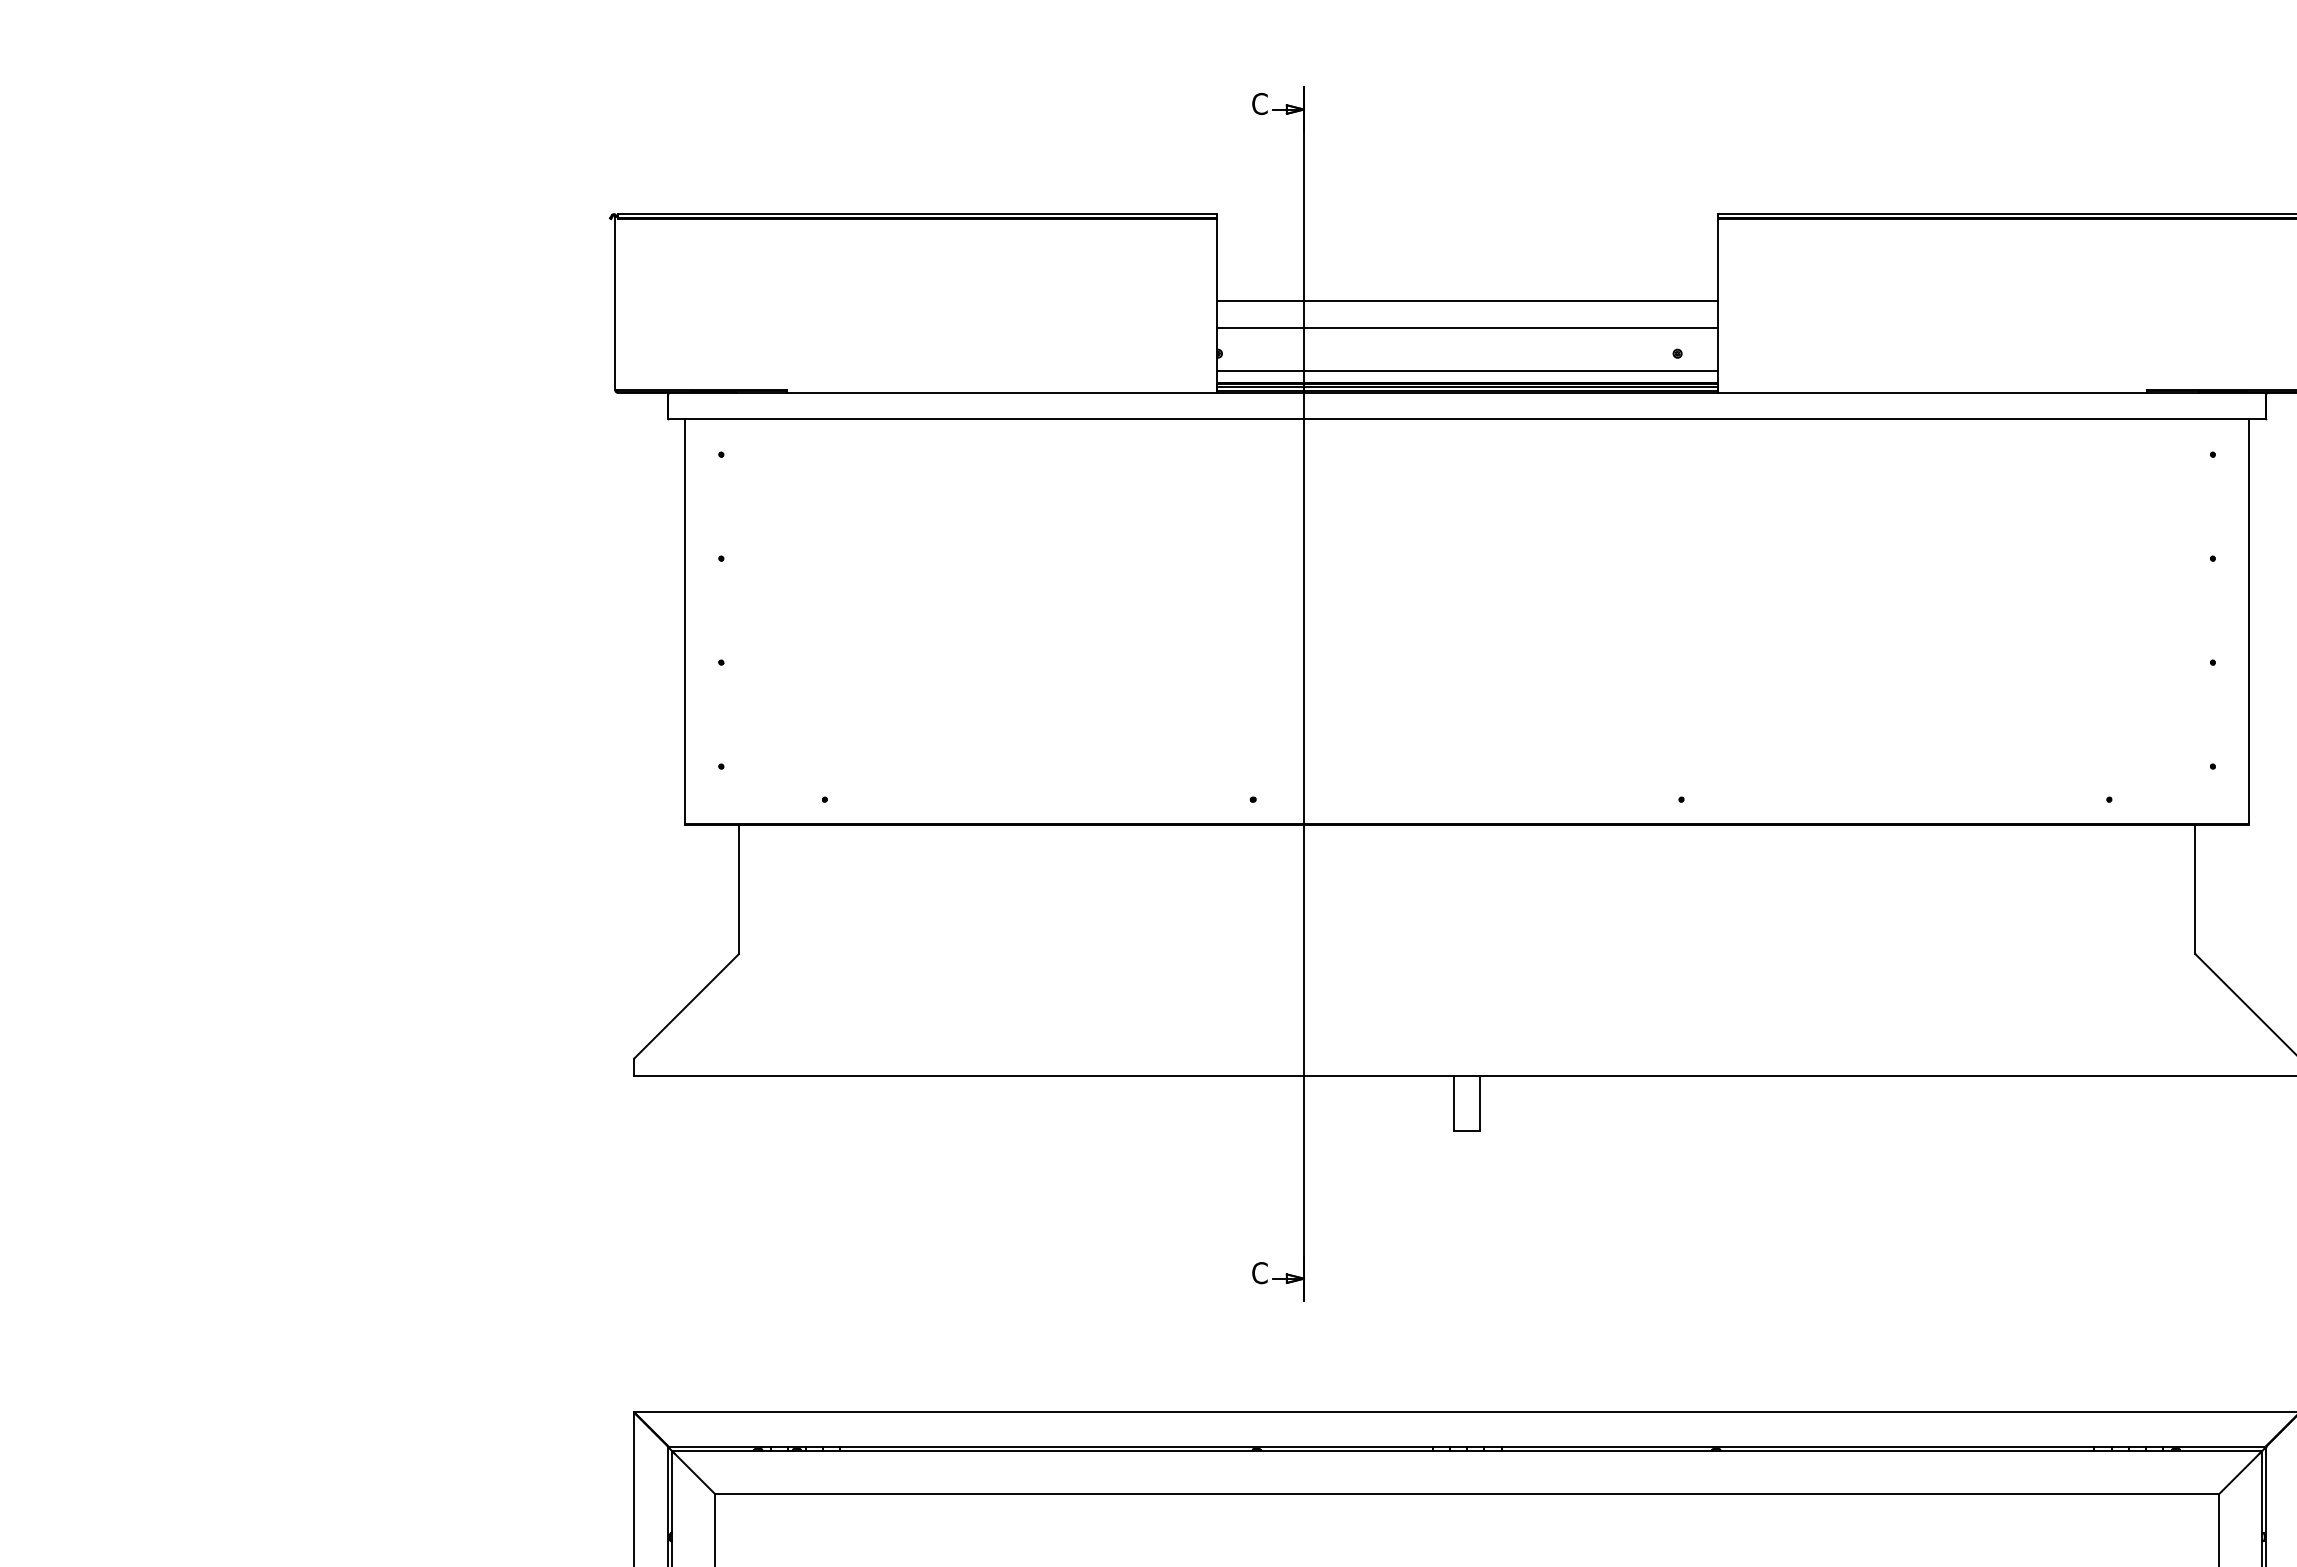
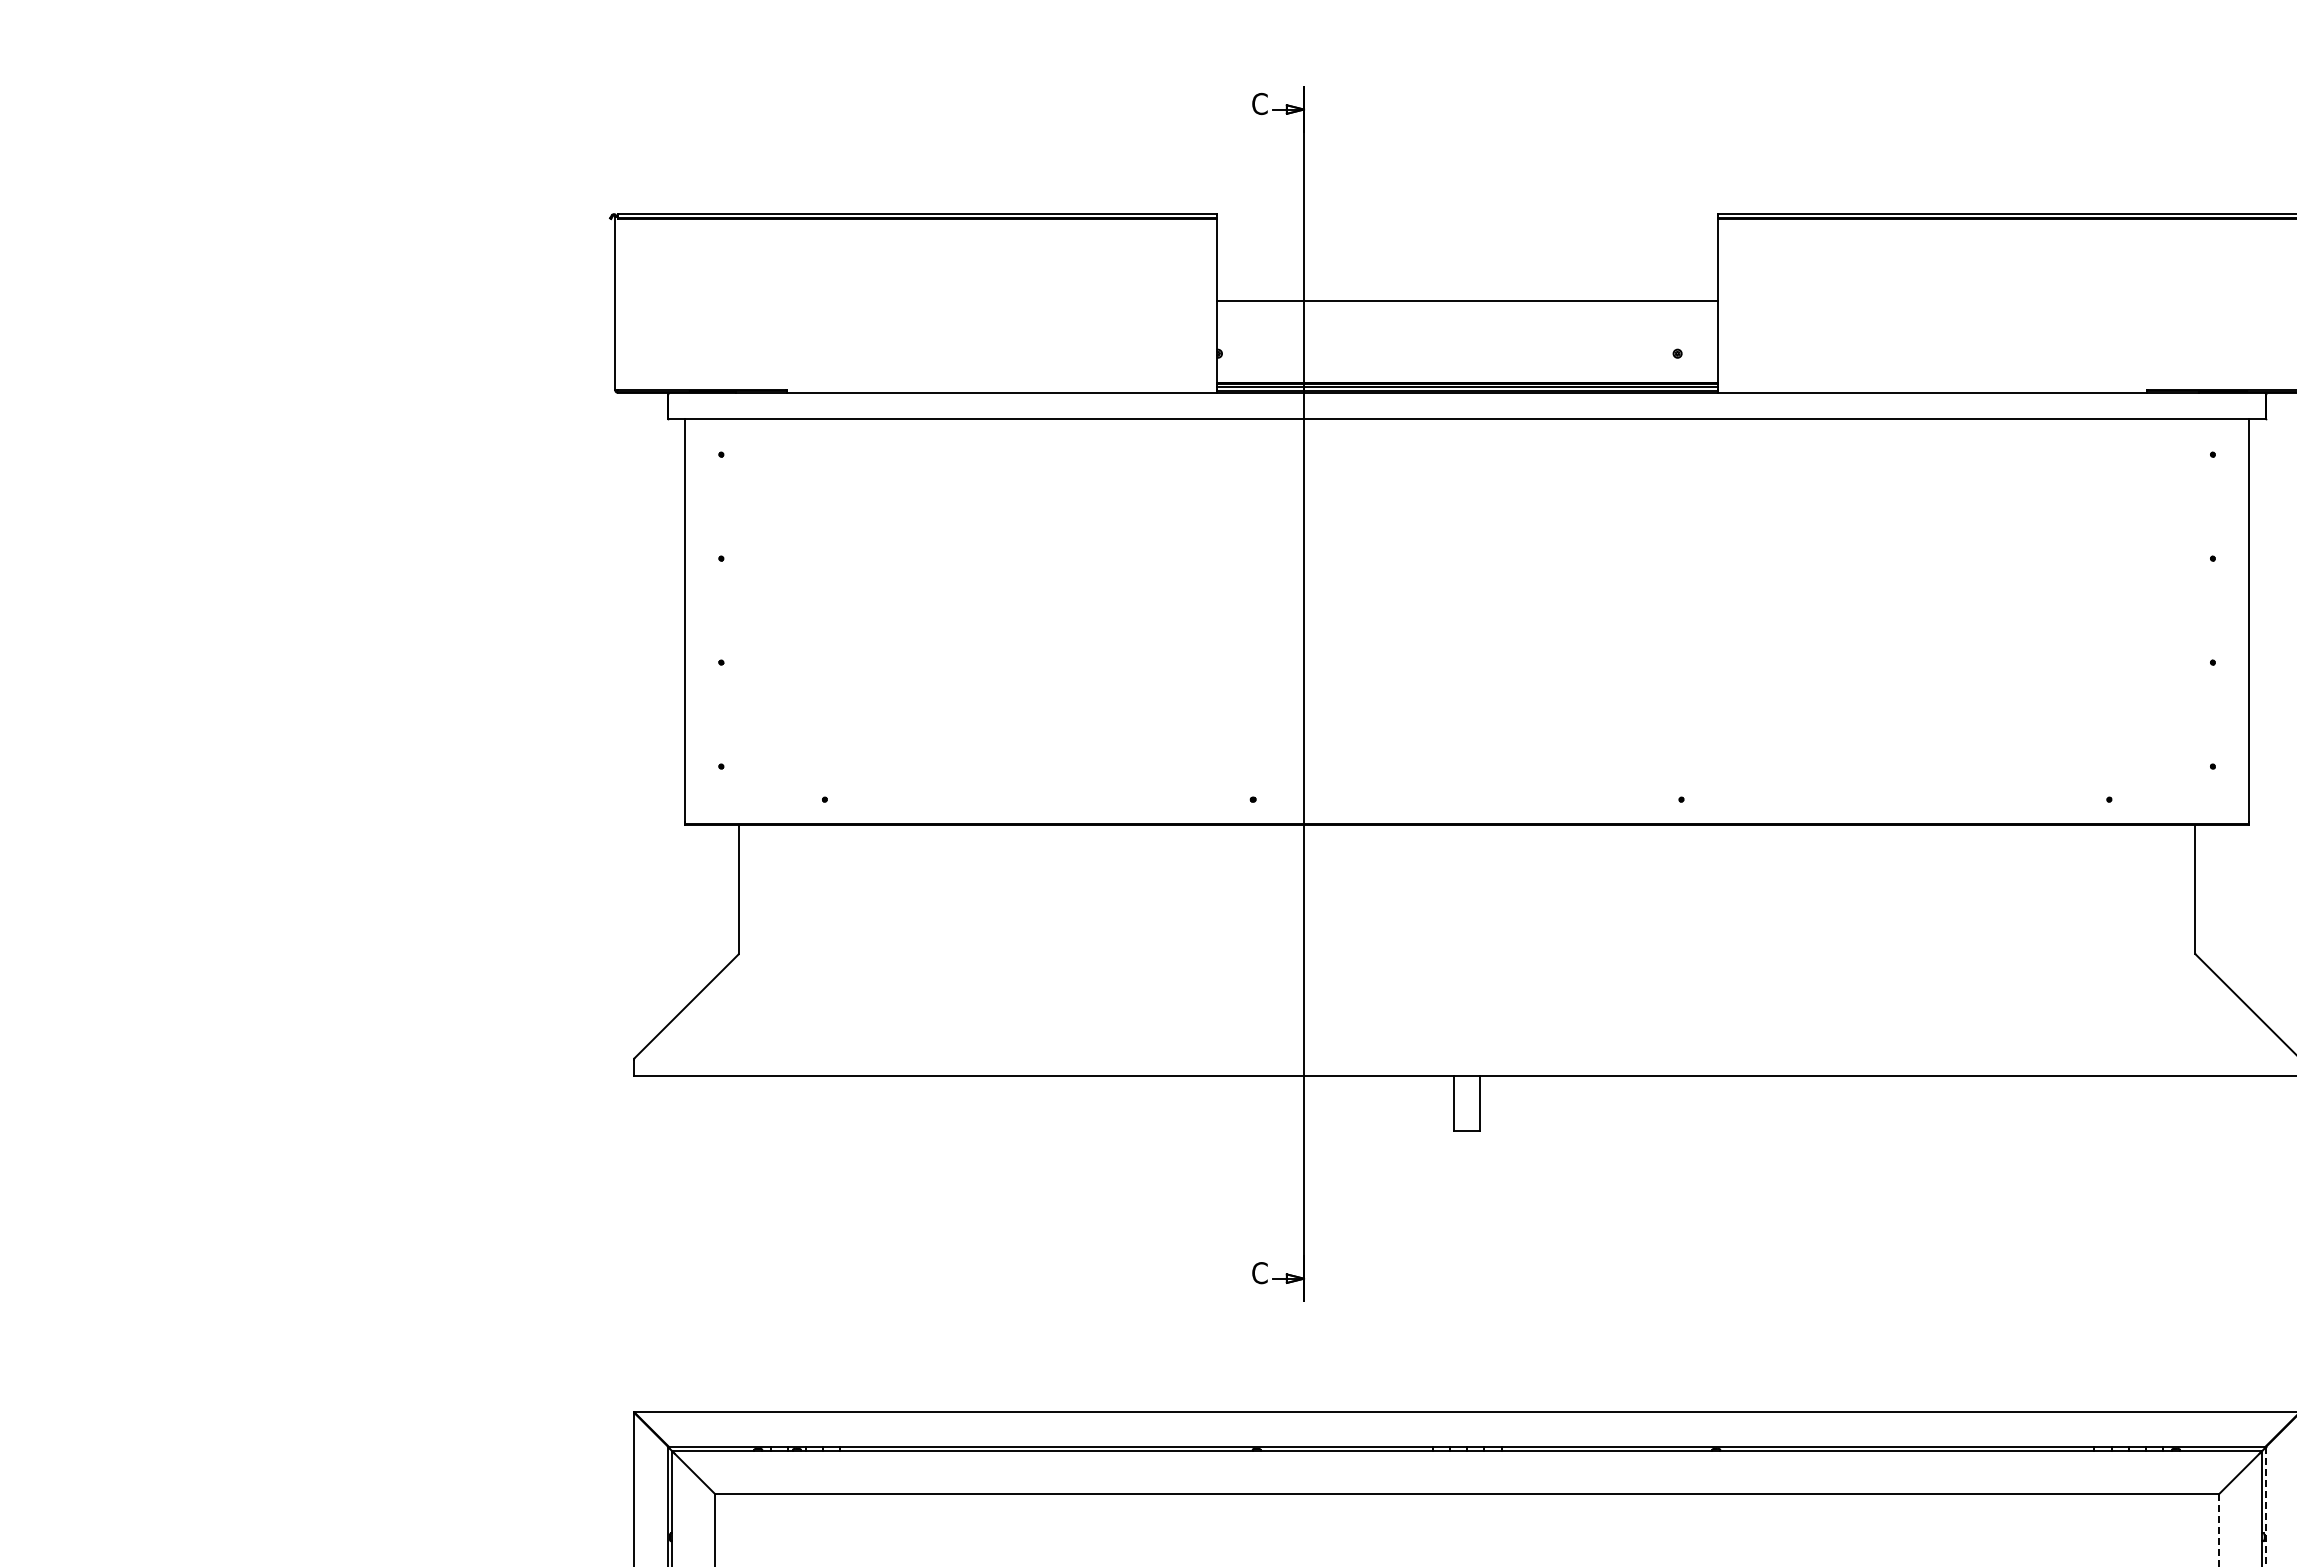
line: present -> none (1466, 327)
line: present -> none (1466, 370)
line: solid -> dashed (2266, 1506)
line: solid -> dashed (2218, 1530)
